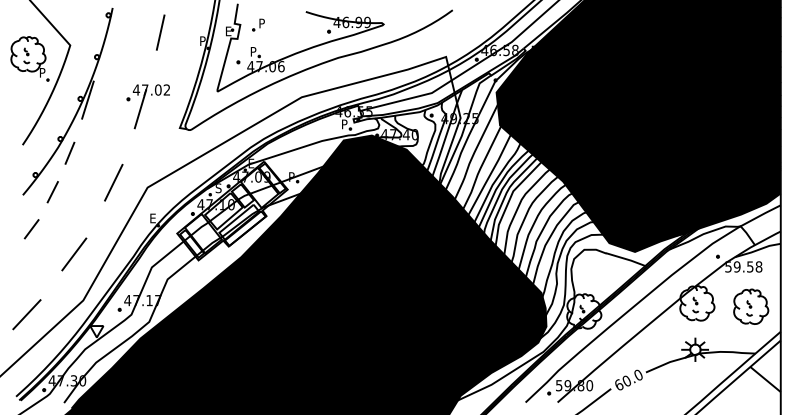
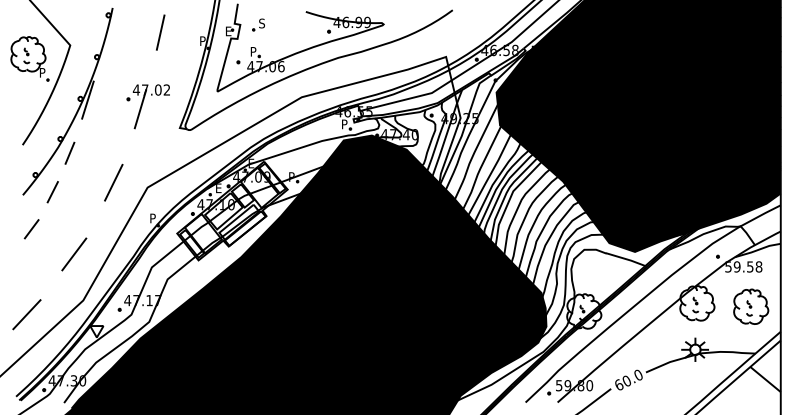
text: P -> S (262, 23)
text: S -> E (218, 188)
text: E -> P (153, 218)
